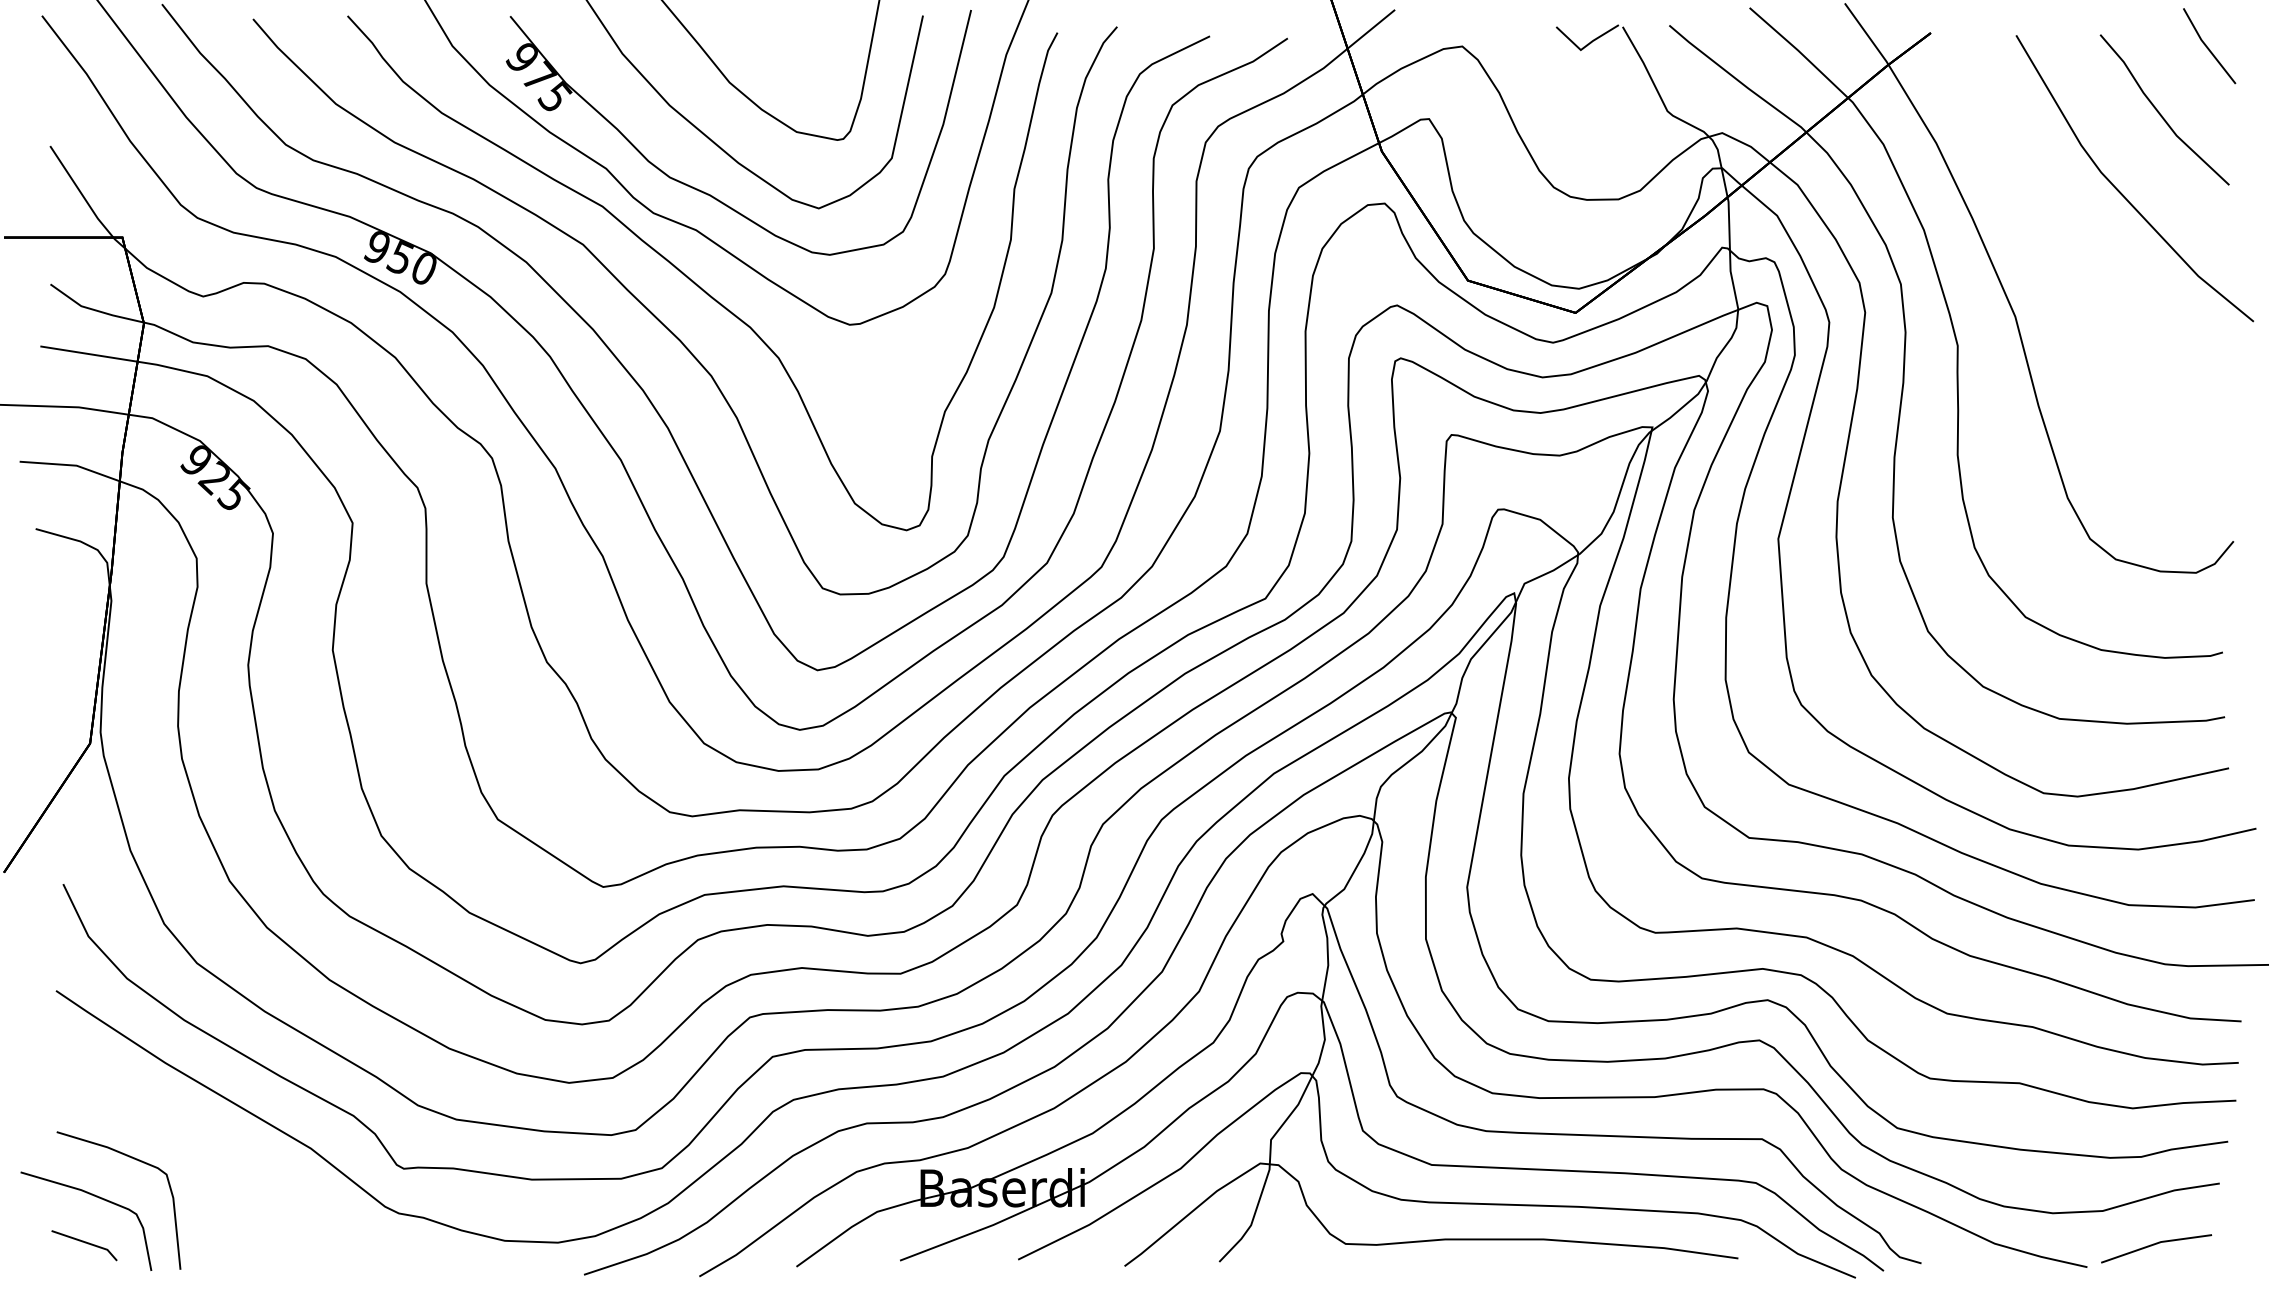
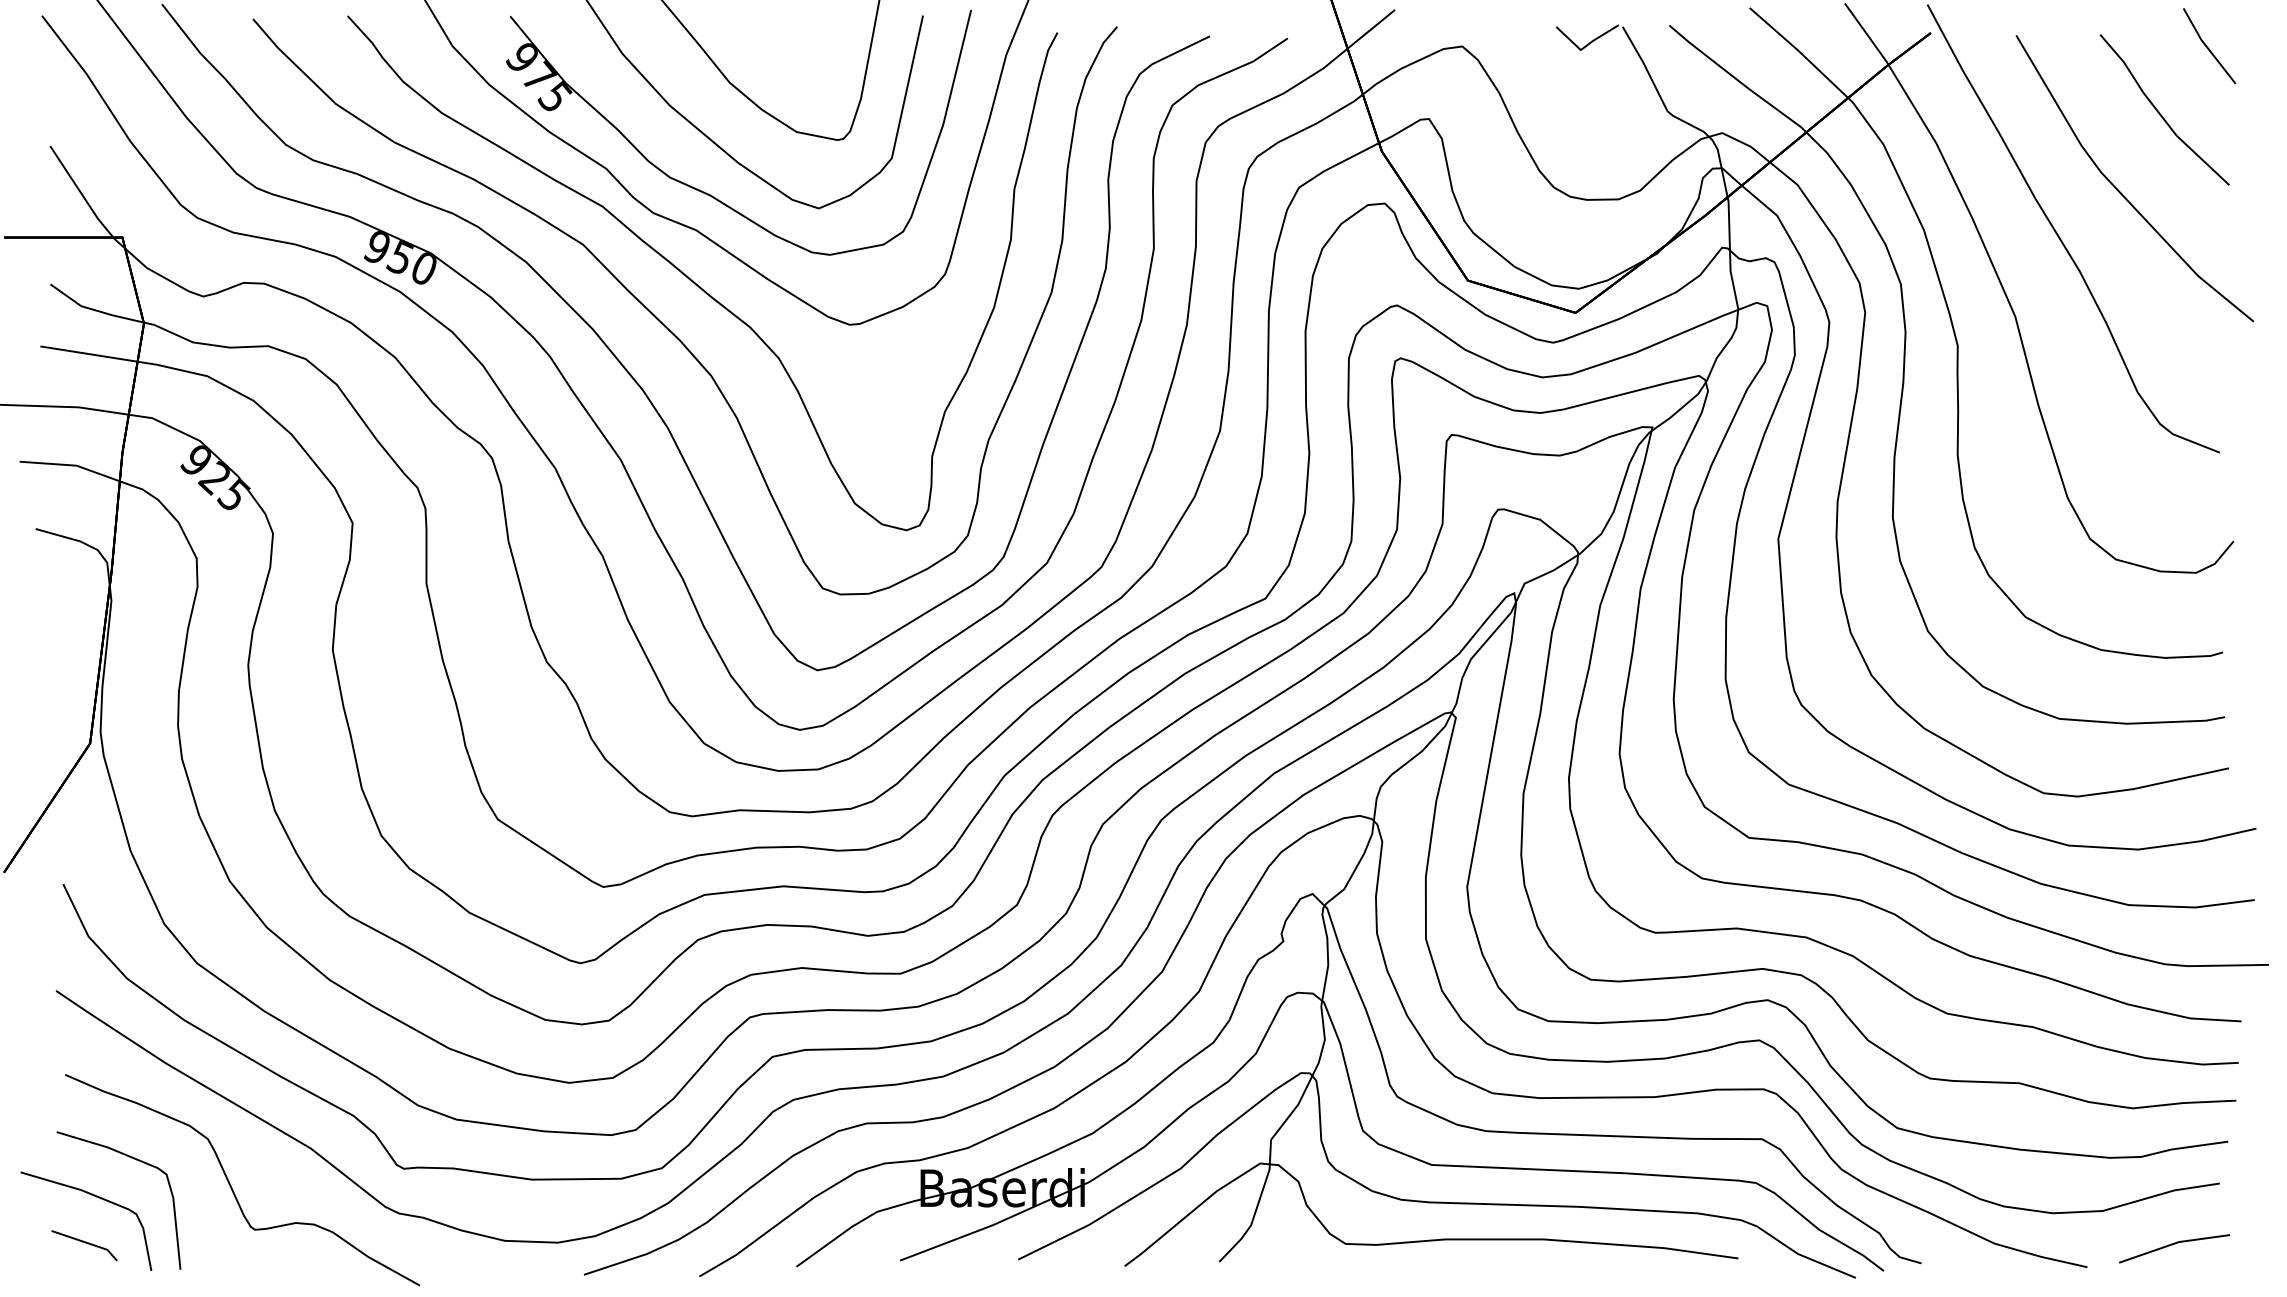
curve: none -> present (2060, 237)
curve: none -> present (231, 1185)
line position: (2154, 1245) -> (2172, 1245) (2172, 1245)
